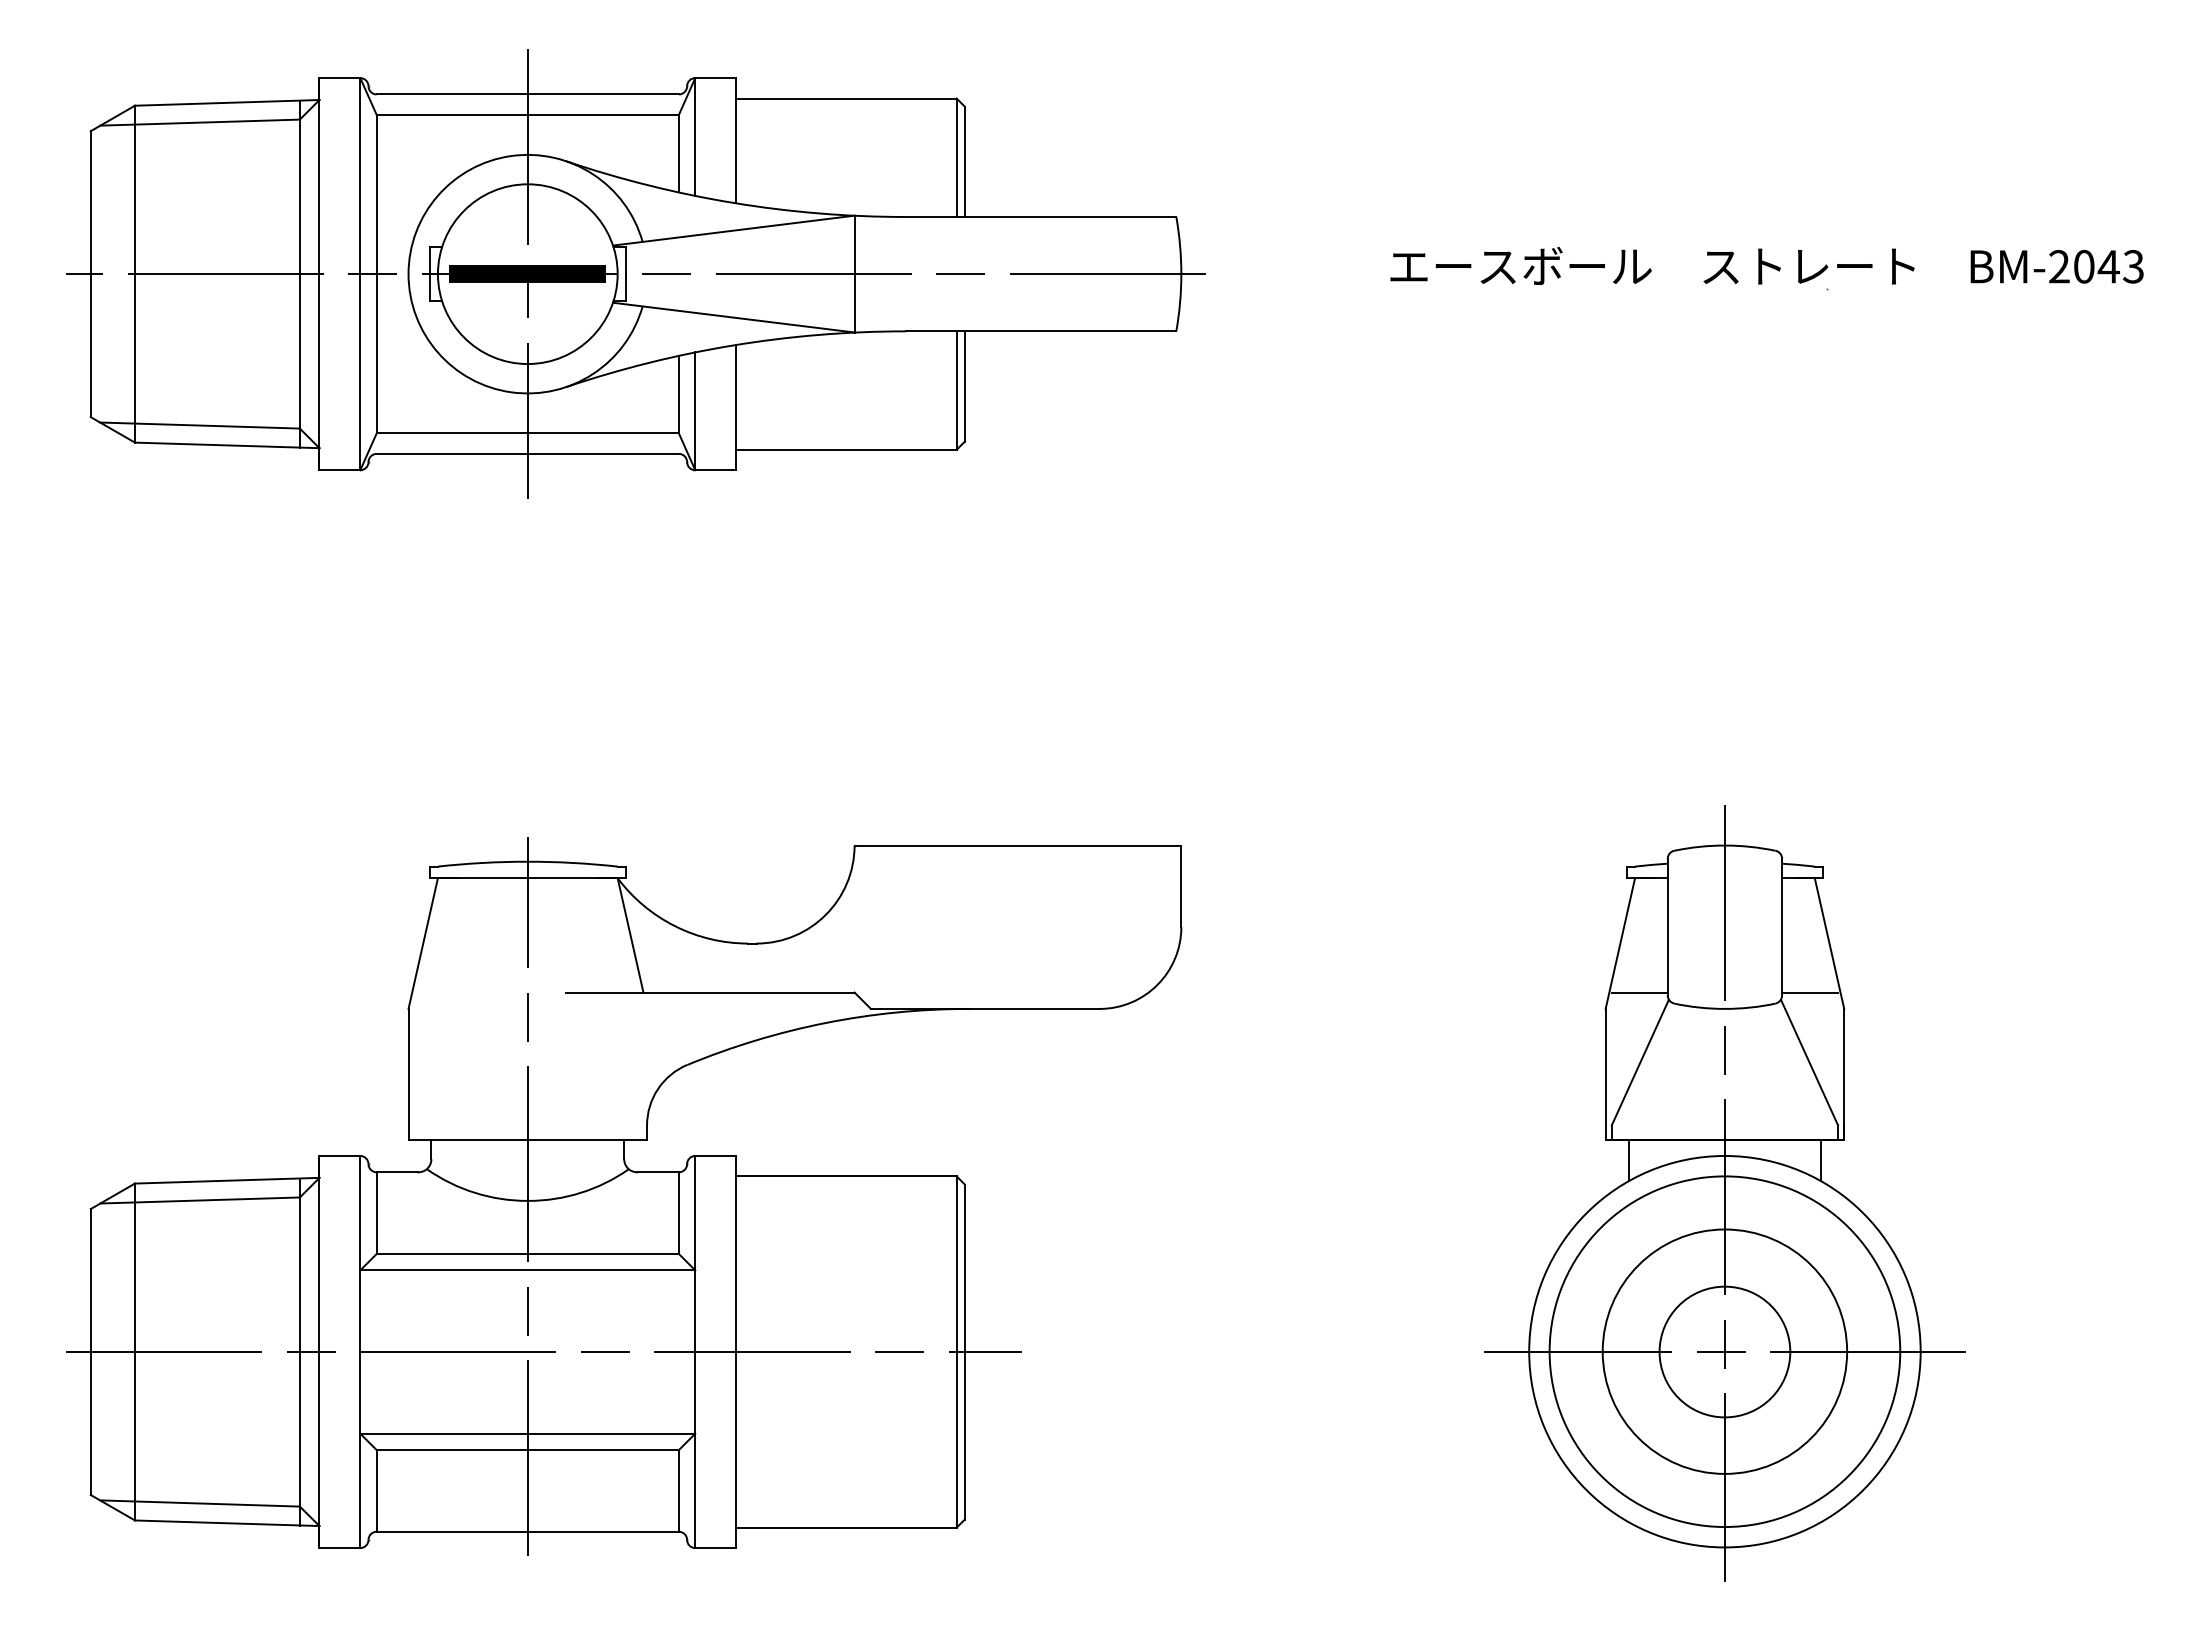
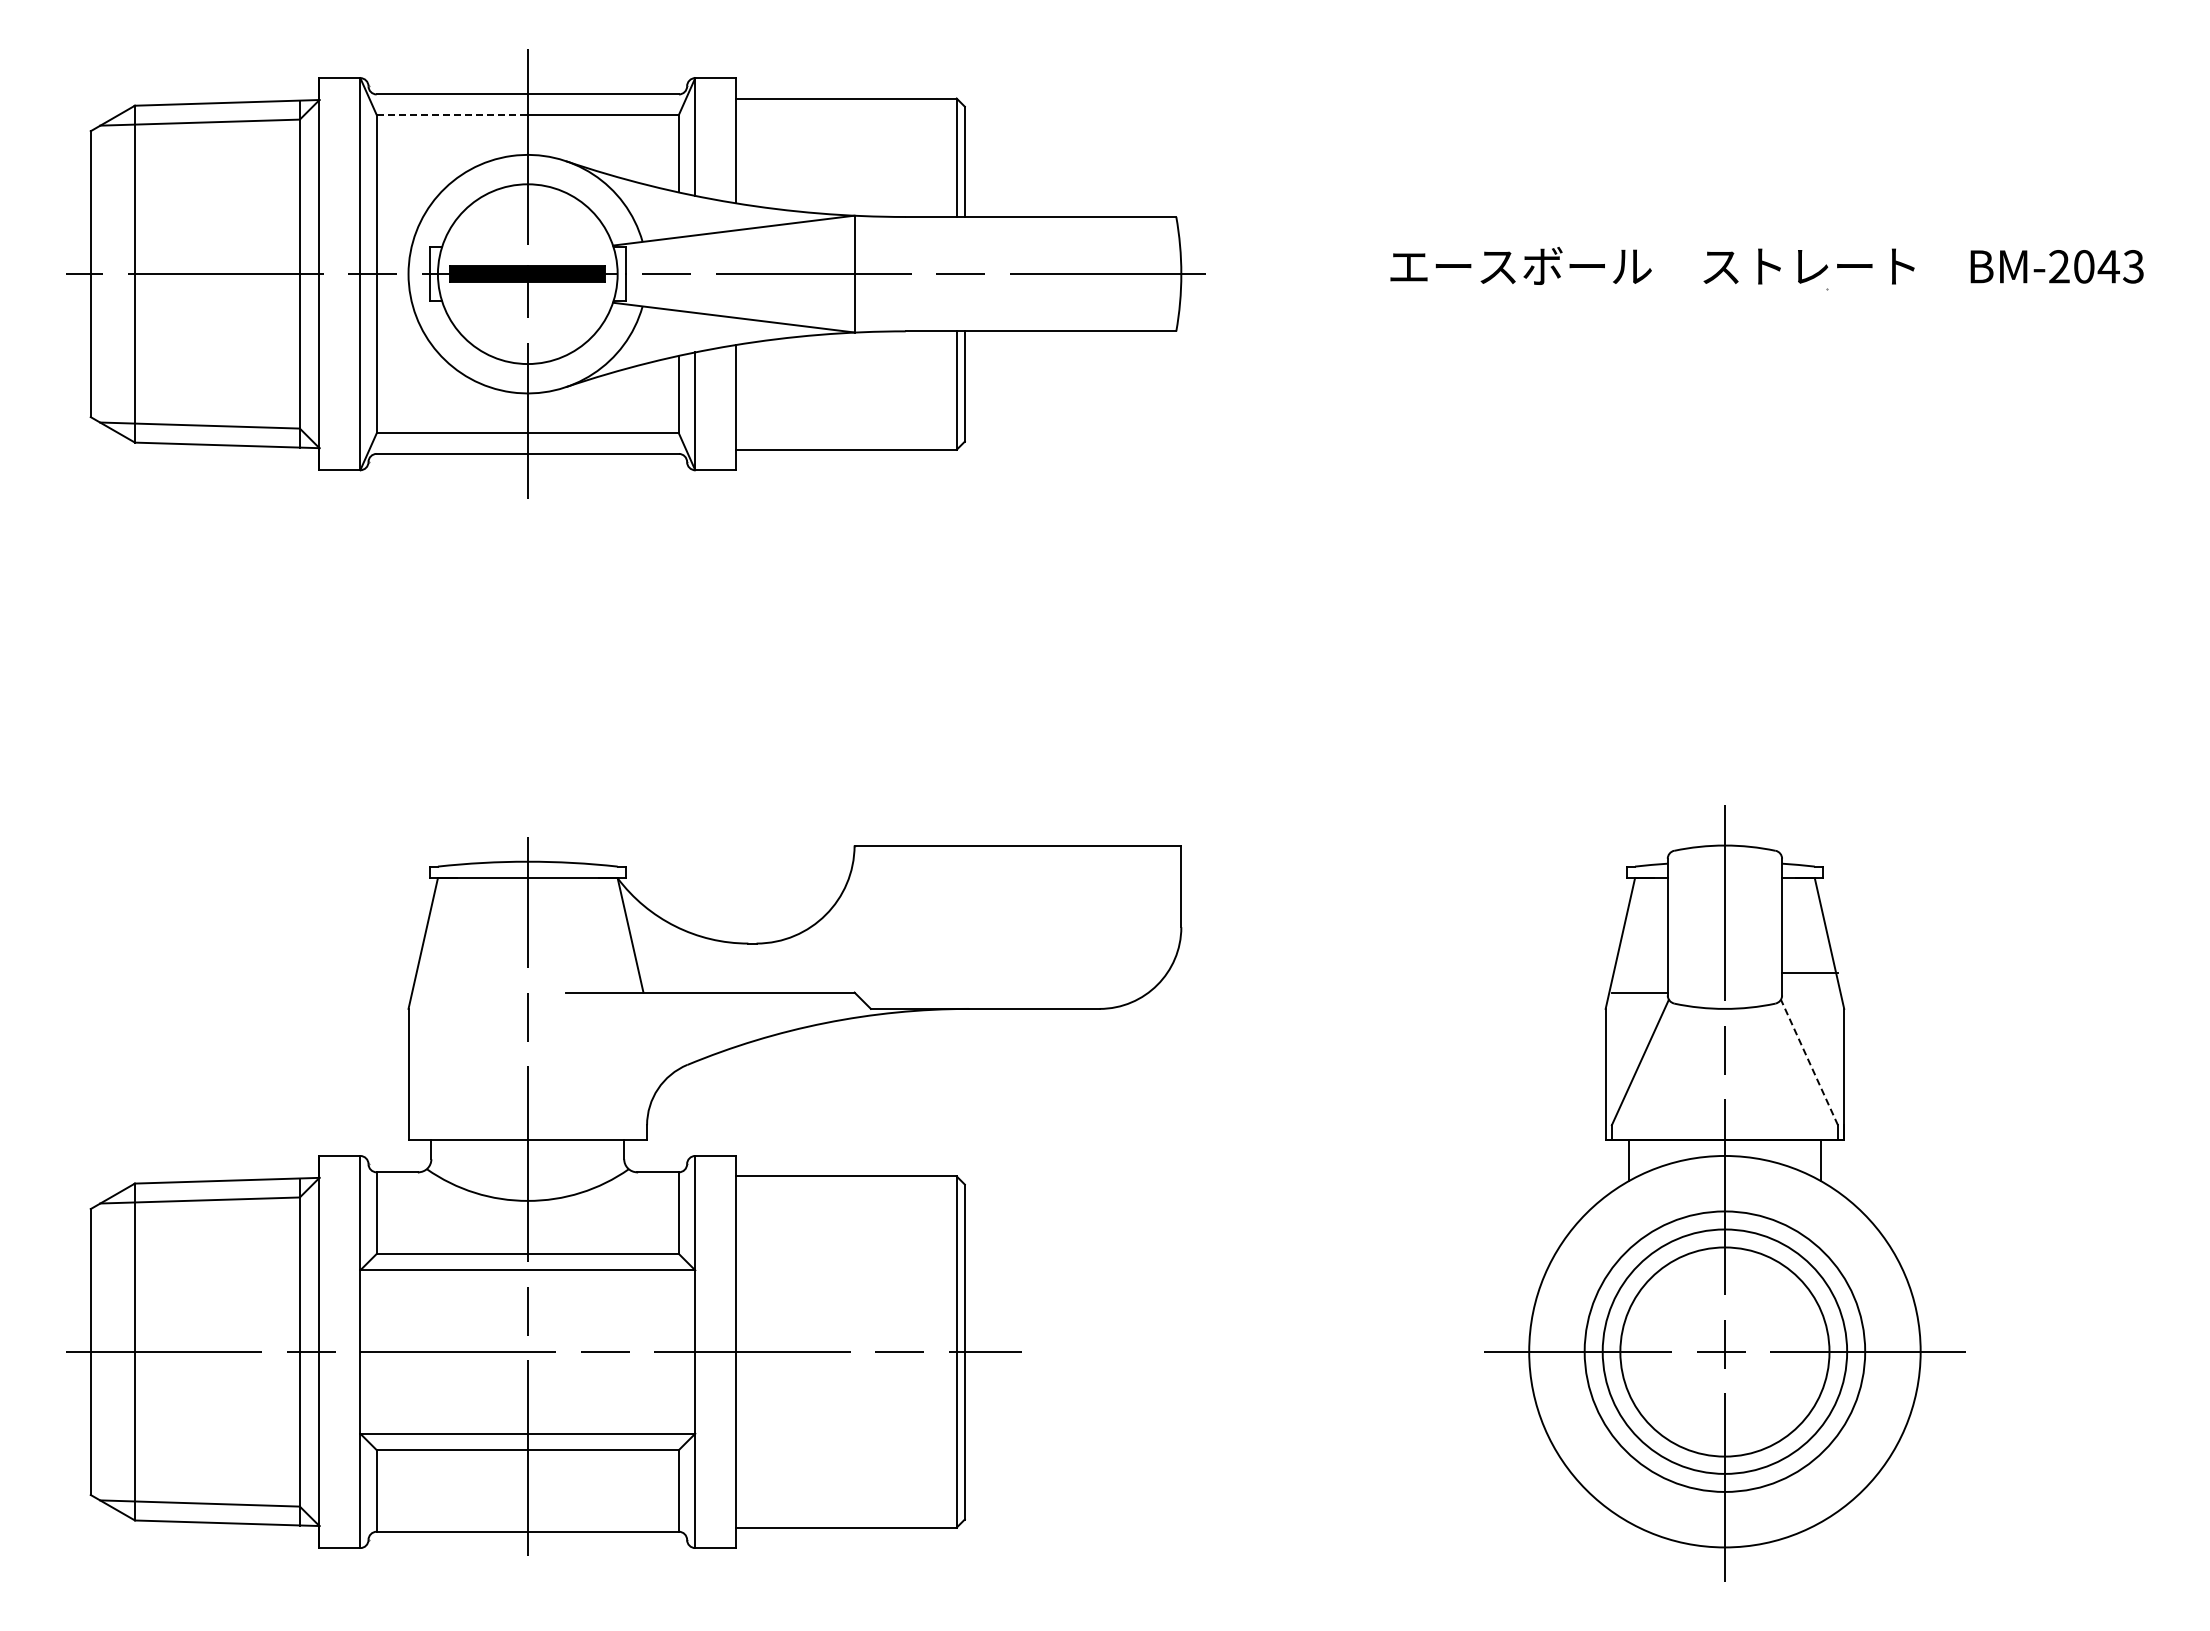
line: solid -> dashed (452, 114)
line position: (1810, 992) -> (1810, 972) (1810, 972)
line: solid -> dashed (1809, 1062)
circle diameter: 131 px -> 209 px (1724, 1351)
circle diameter: 351 px -> 281 px (1724, 1351)
